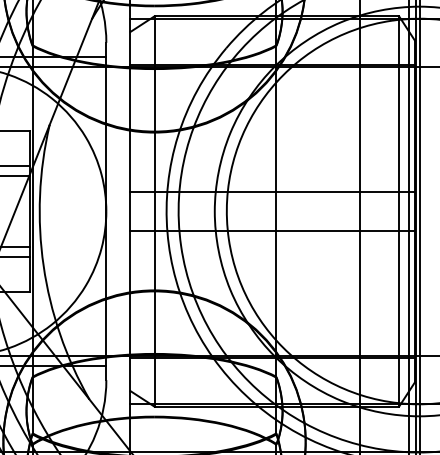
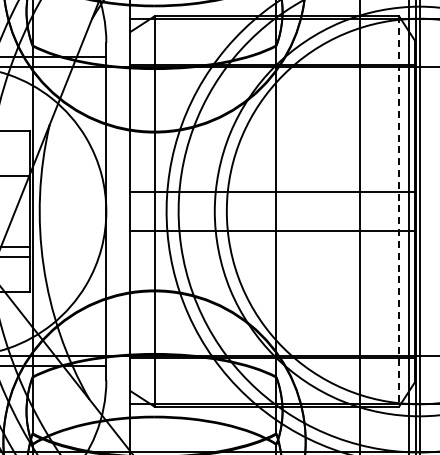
line: present -> none (16, 166)
line: solid -> dashed (399, 212)
